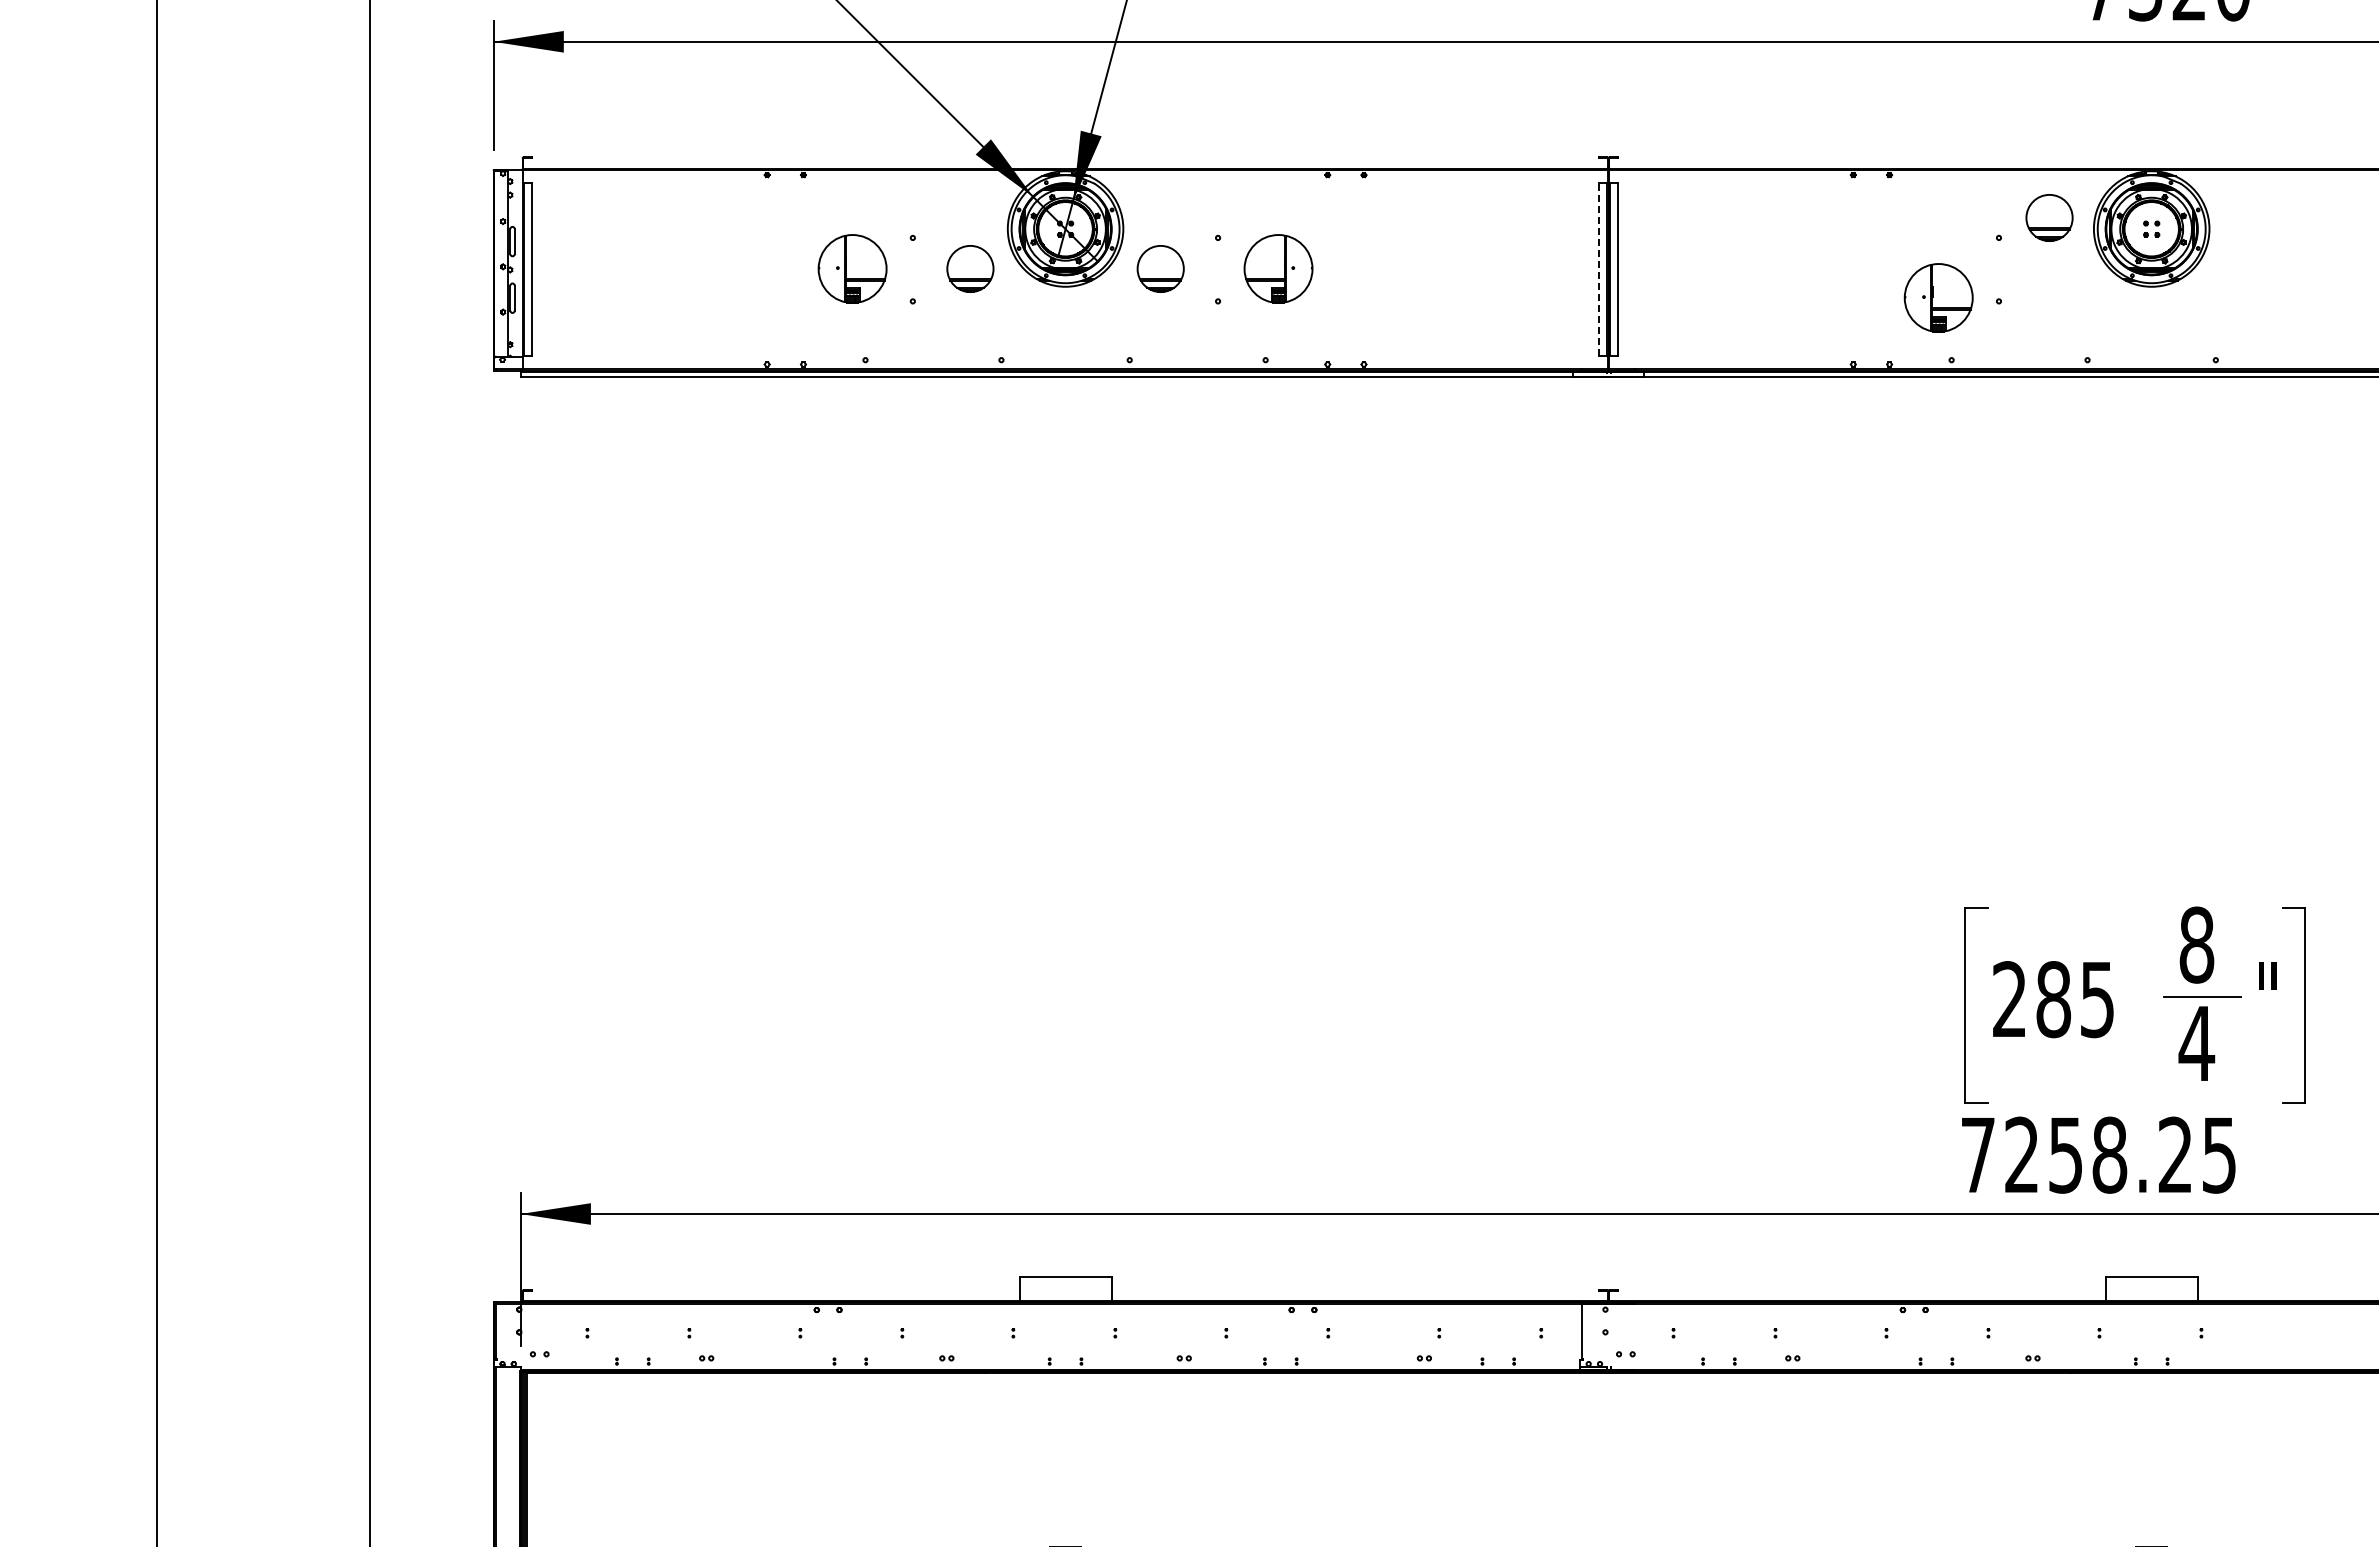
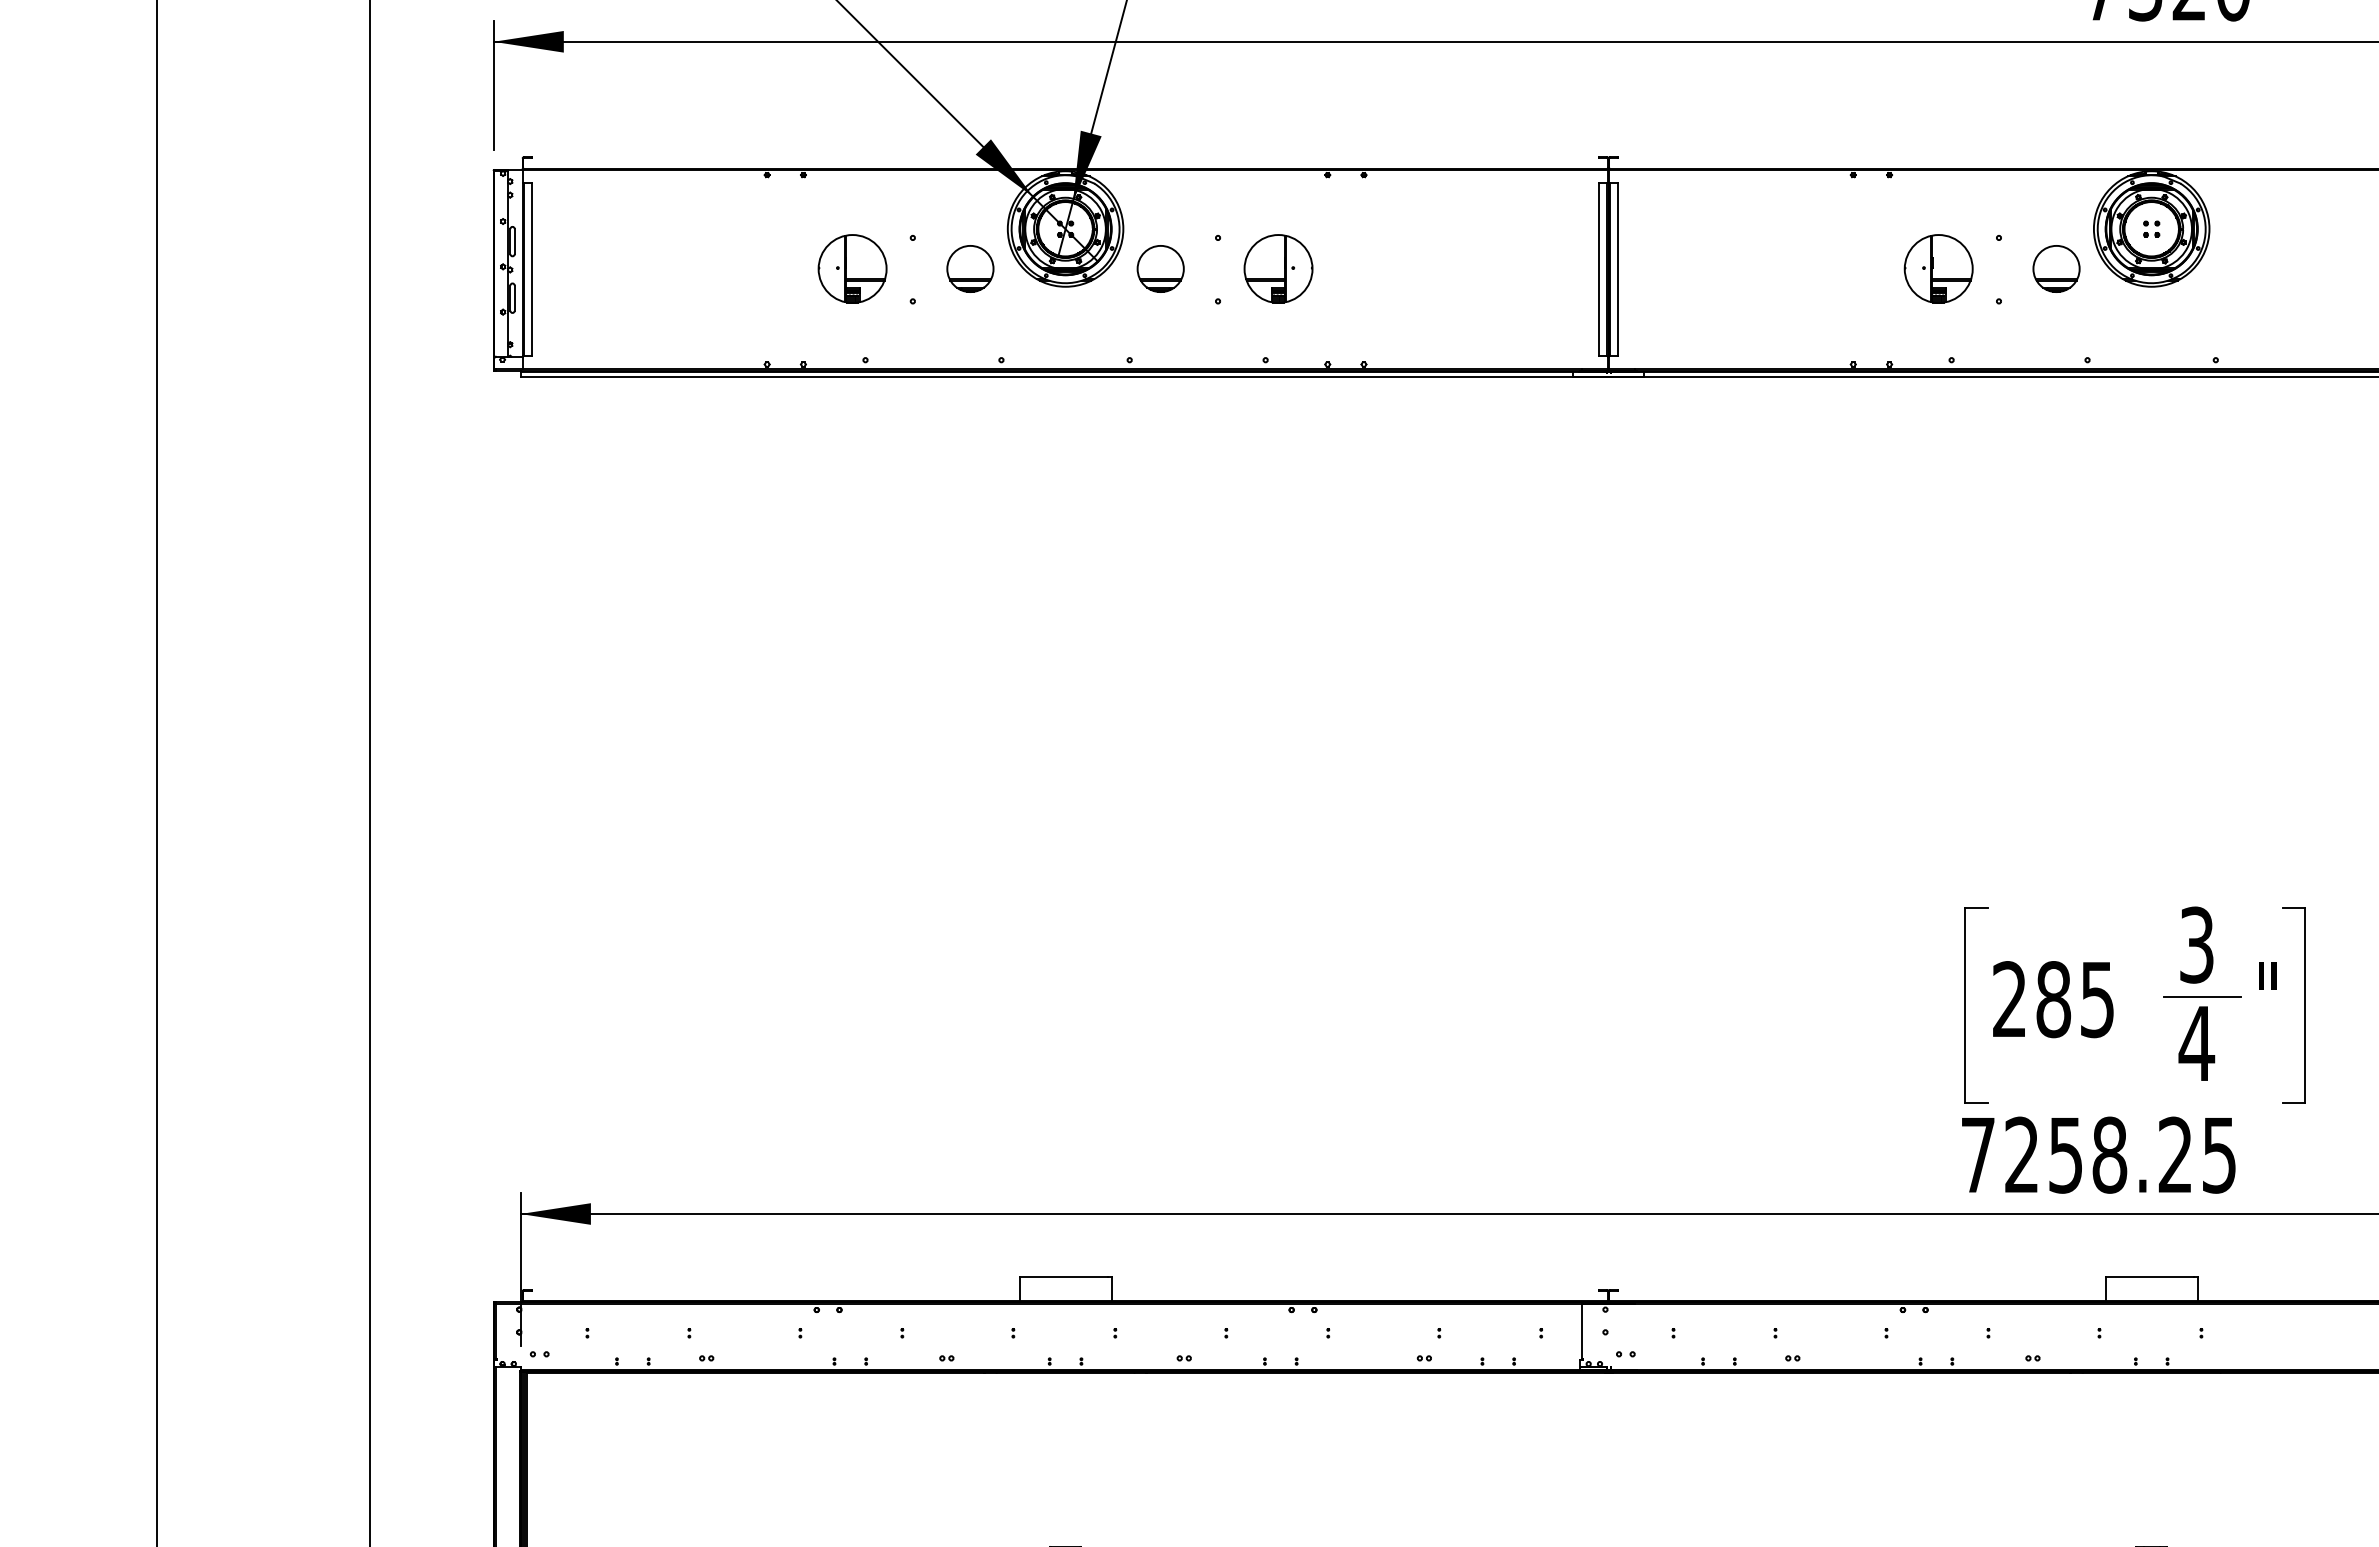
part position: (2049, 217) -> (2056, 268) (2056, 268)
line: dashed -> solid (1599, 269)
part position: (1938, 297) -> (1938, 268) (1938, 268)
text: 8 -> 3 (2196, 944)
